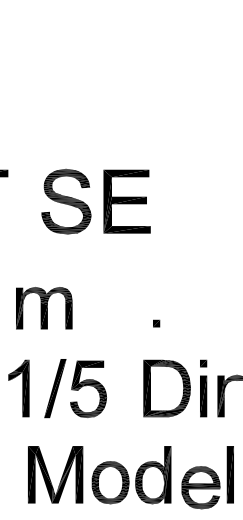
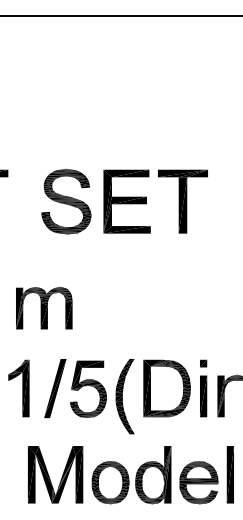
line: none -> present (120, 15)
part: none -> present (182, 201)
part: present -> none (156, 323)
part: none -> present (124, 396)
part position: (200, 487) -> (198, 482) (198, 482)
